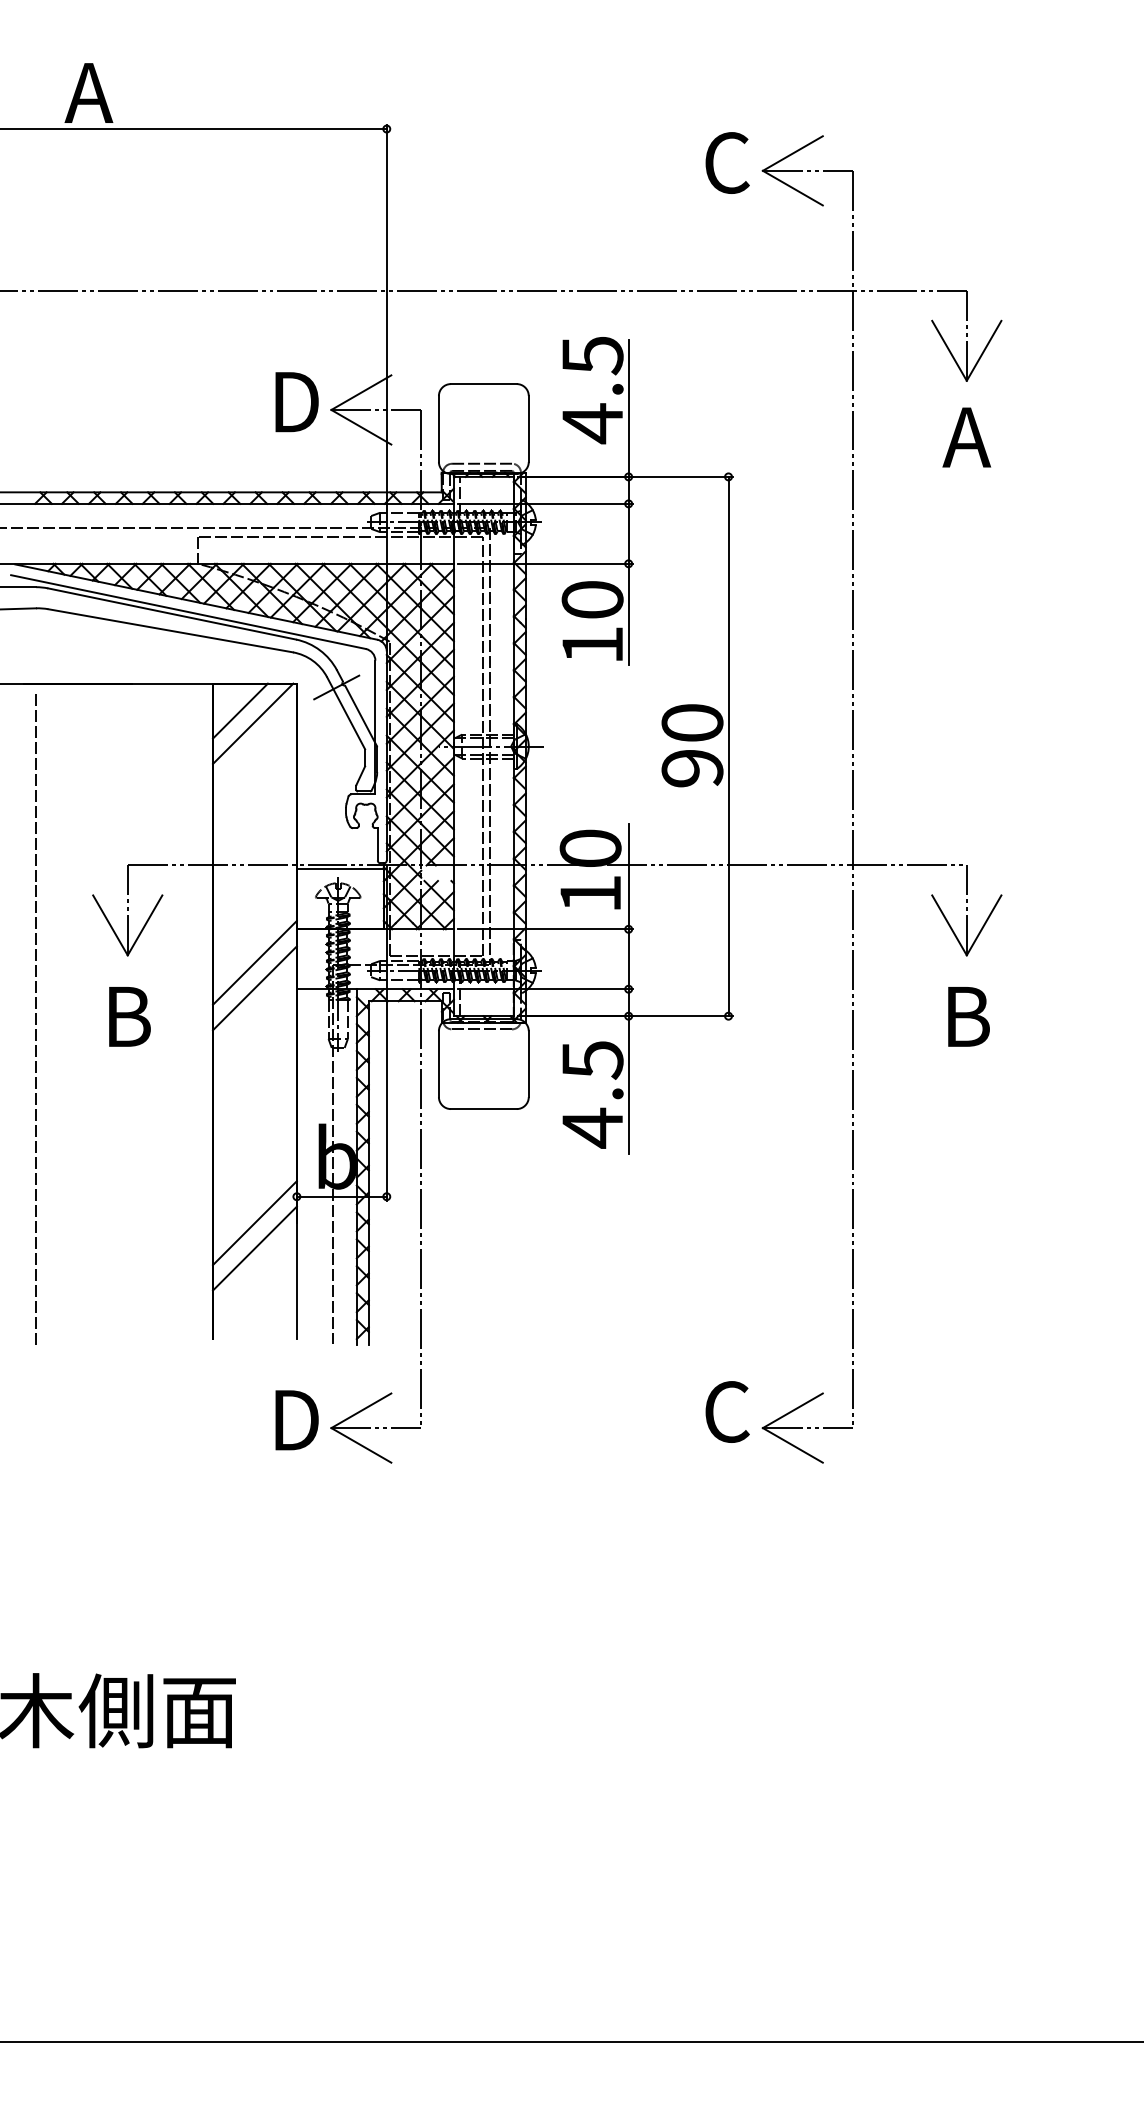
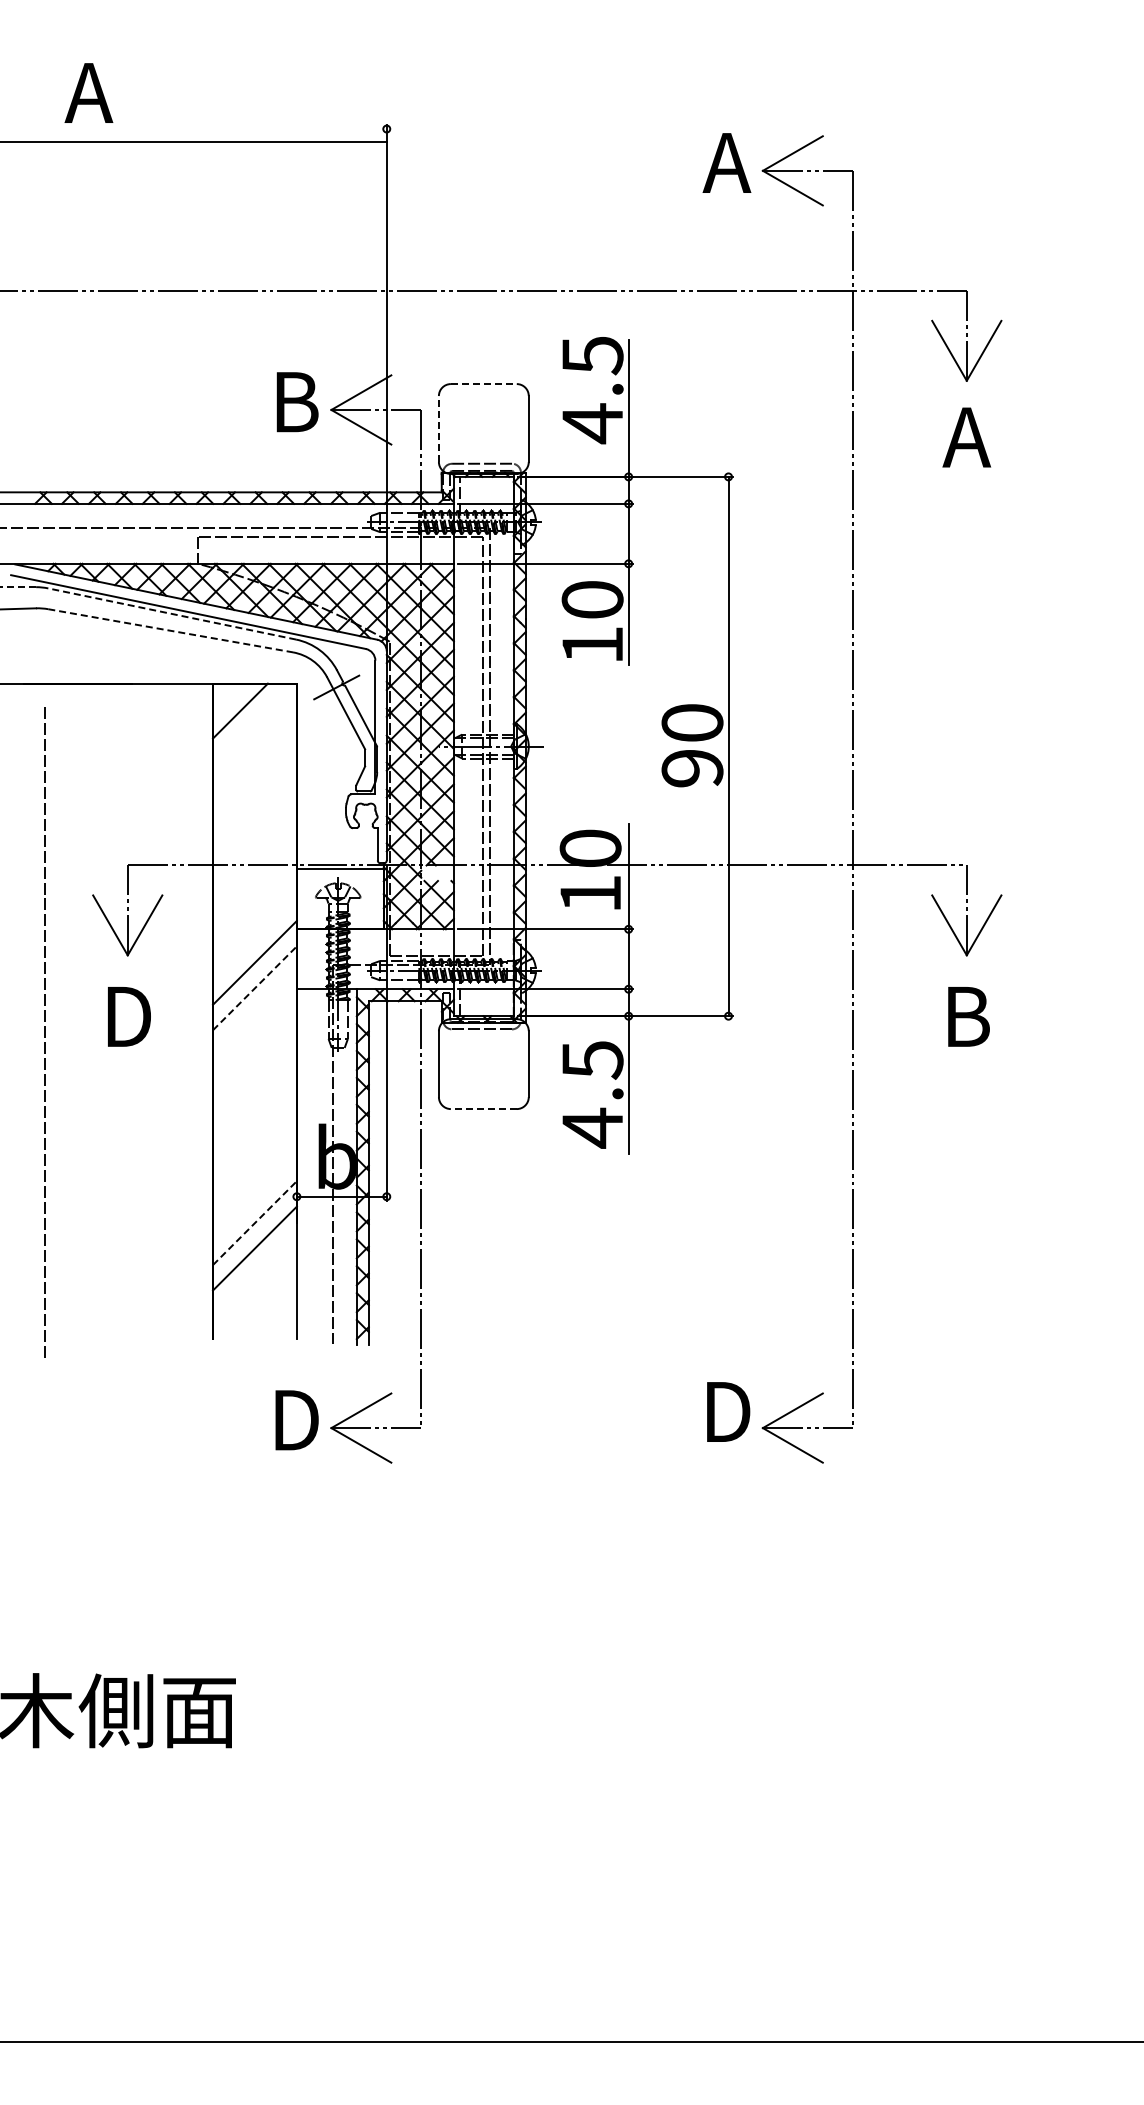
line position: (194, 129) -> (194, 142) (194, 142)
text: C -> A (726, 162)
line: solid -> dashed (483, 384)
text: D -> B (296, 402)
line: solid -> dashed (438, 429)
line: solid -> dashed (18, 587)
line: solid -> dashed (172, 614)
line: solid -> dashed (171, 630)
line: present -> none (253, 723)
line: solid -> dashed (255, 987)
text: B -> D (128, 1016)
line position: (35, 1019) -> (44, 1032) (44, 1032)
line: solid -> dashed (483, 1109)
line: solid -> dashed (255, 1222)
text: C -> D (727, 1411)
